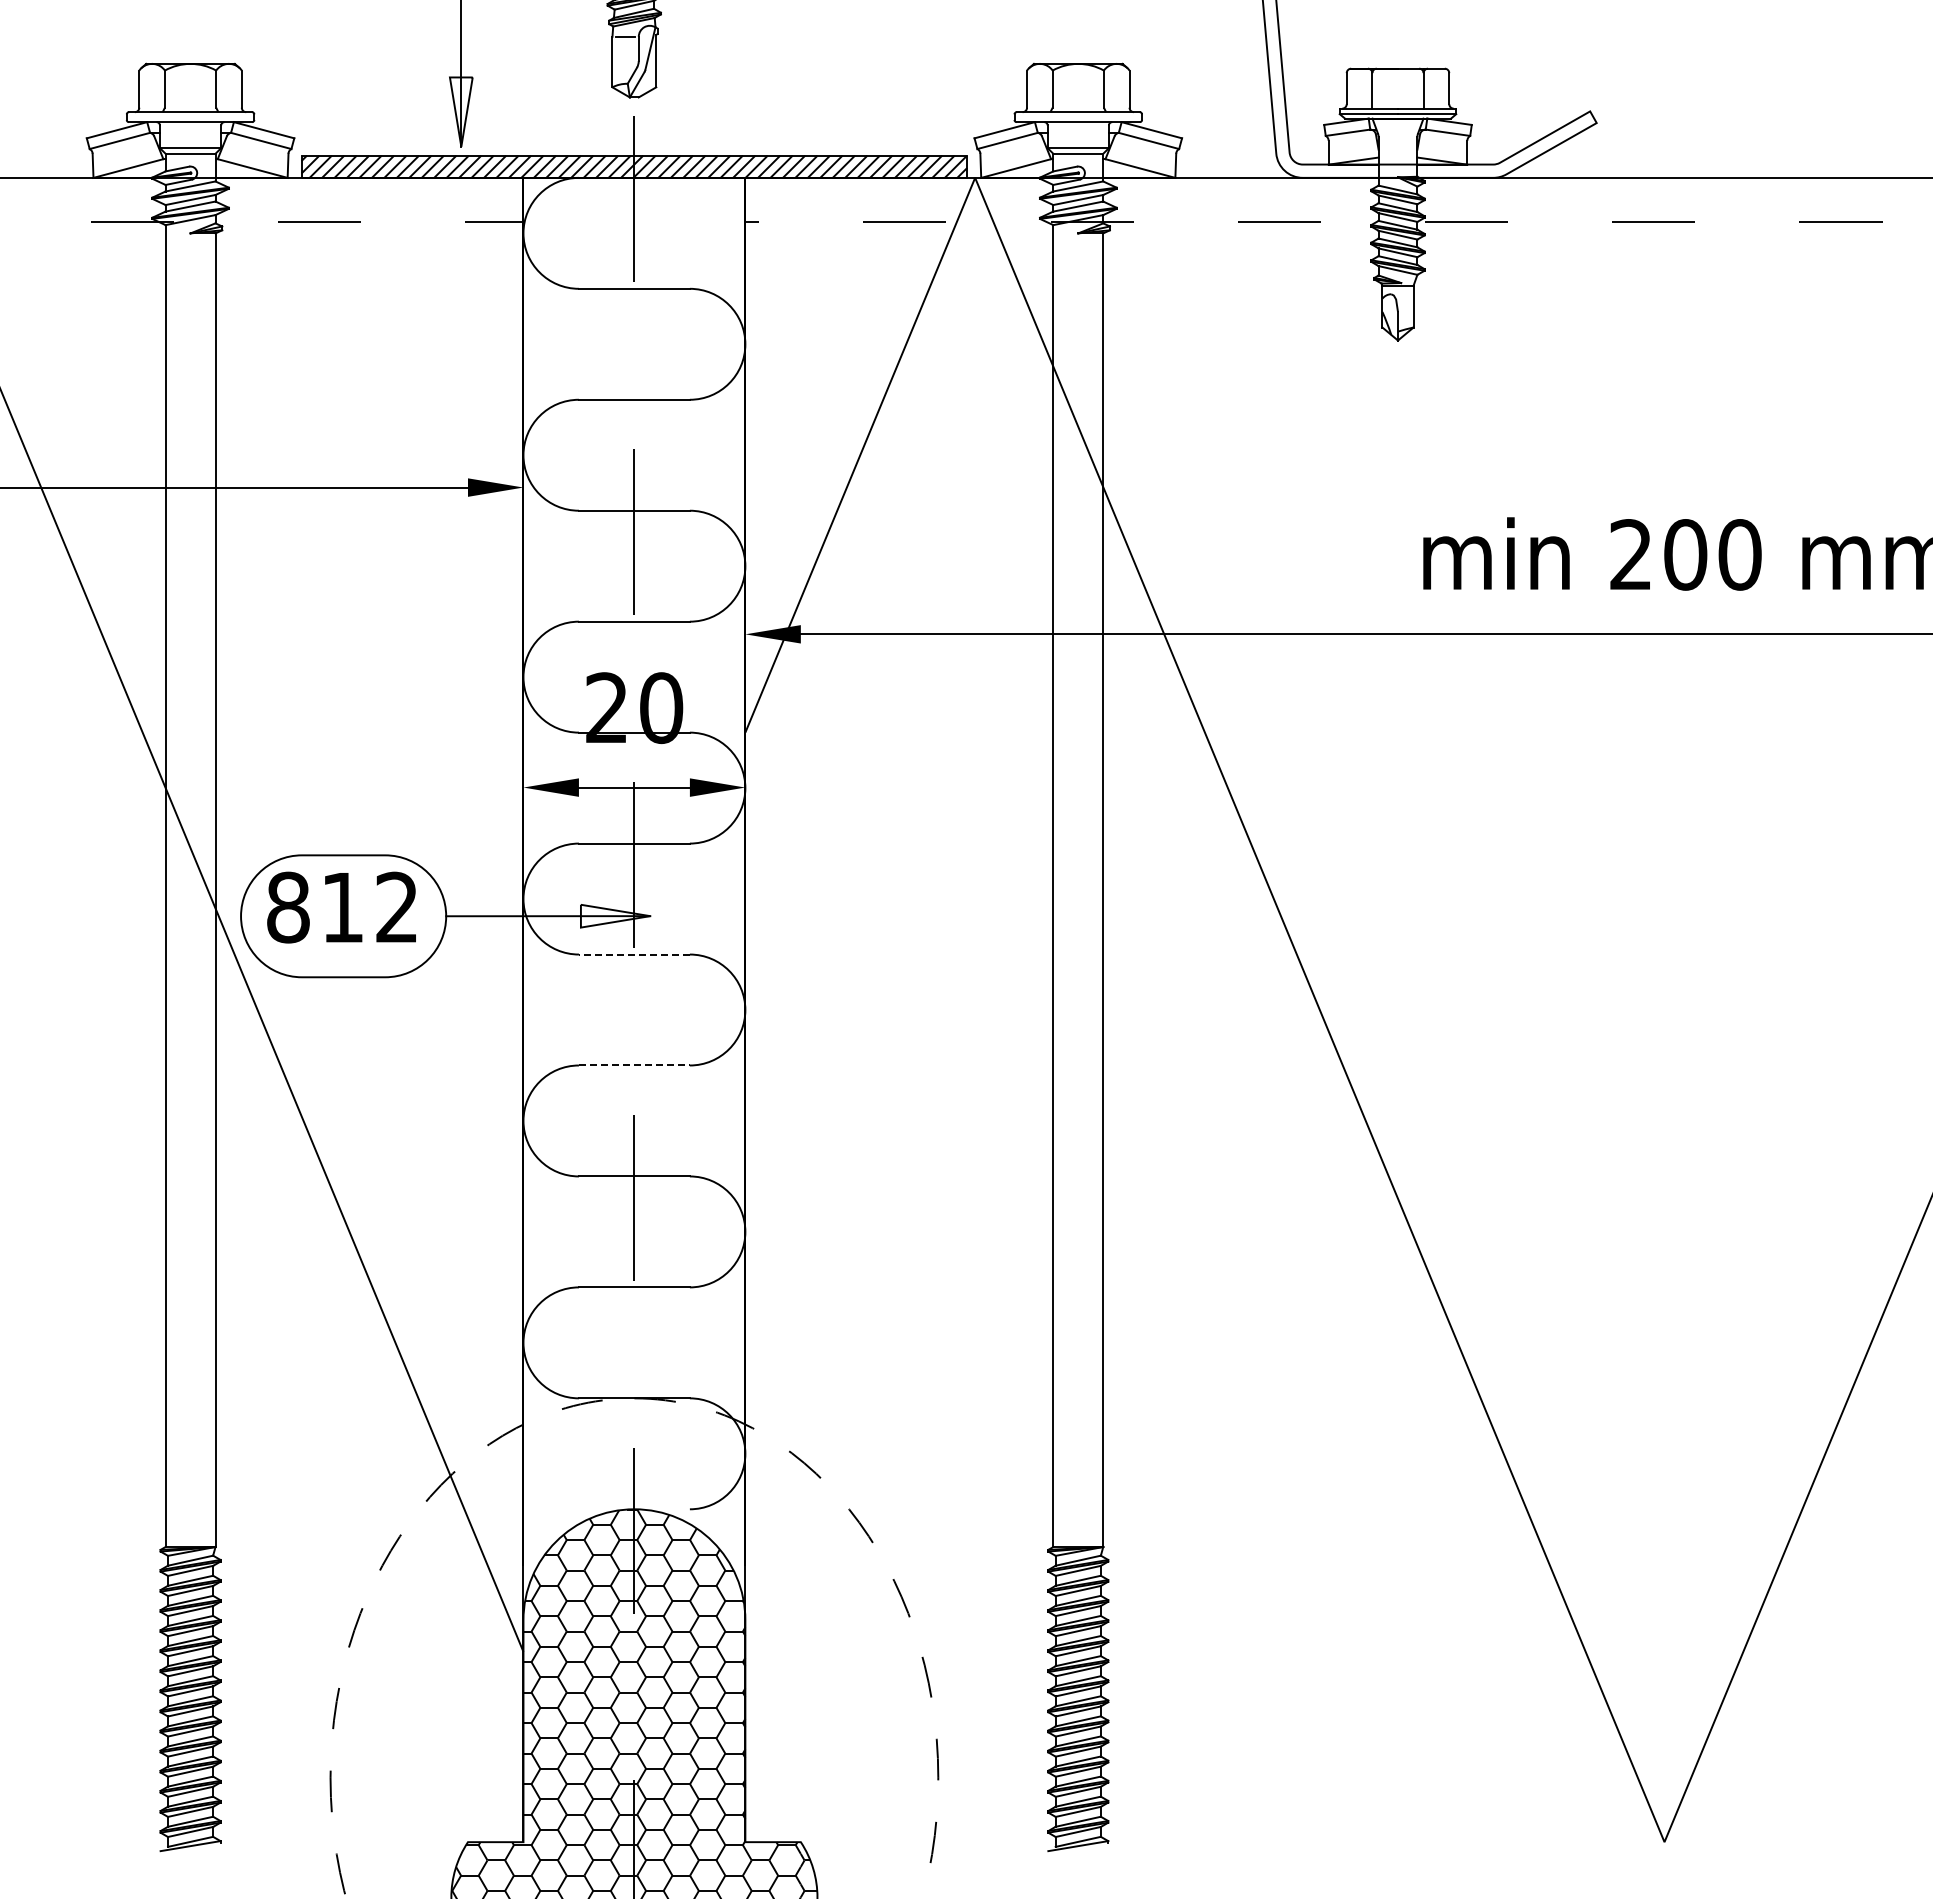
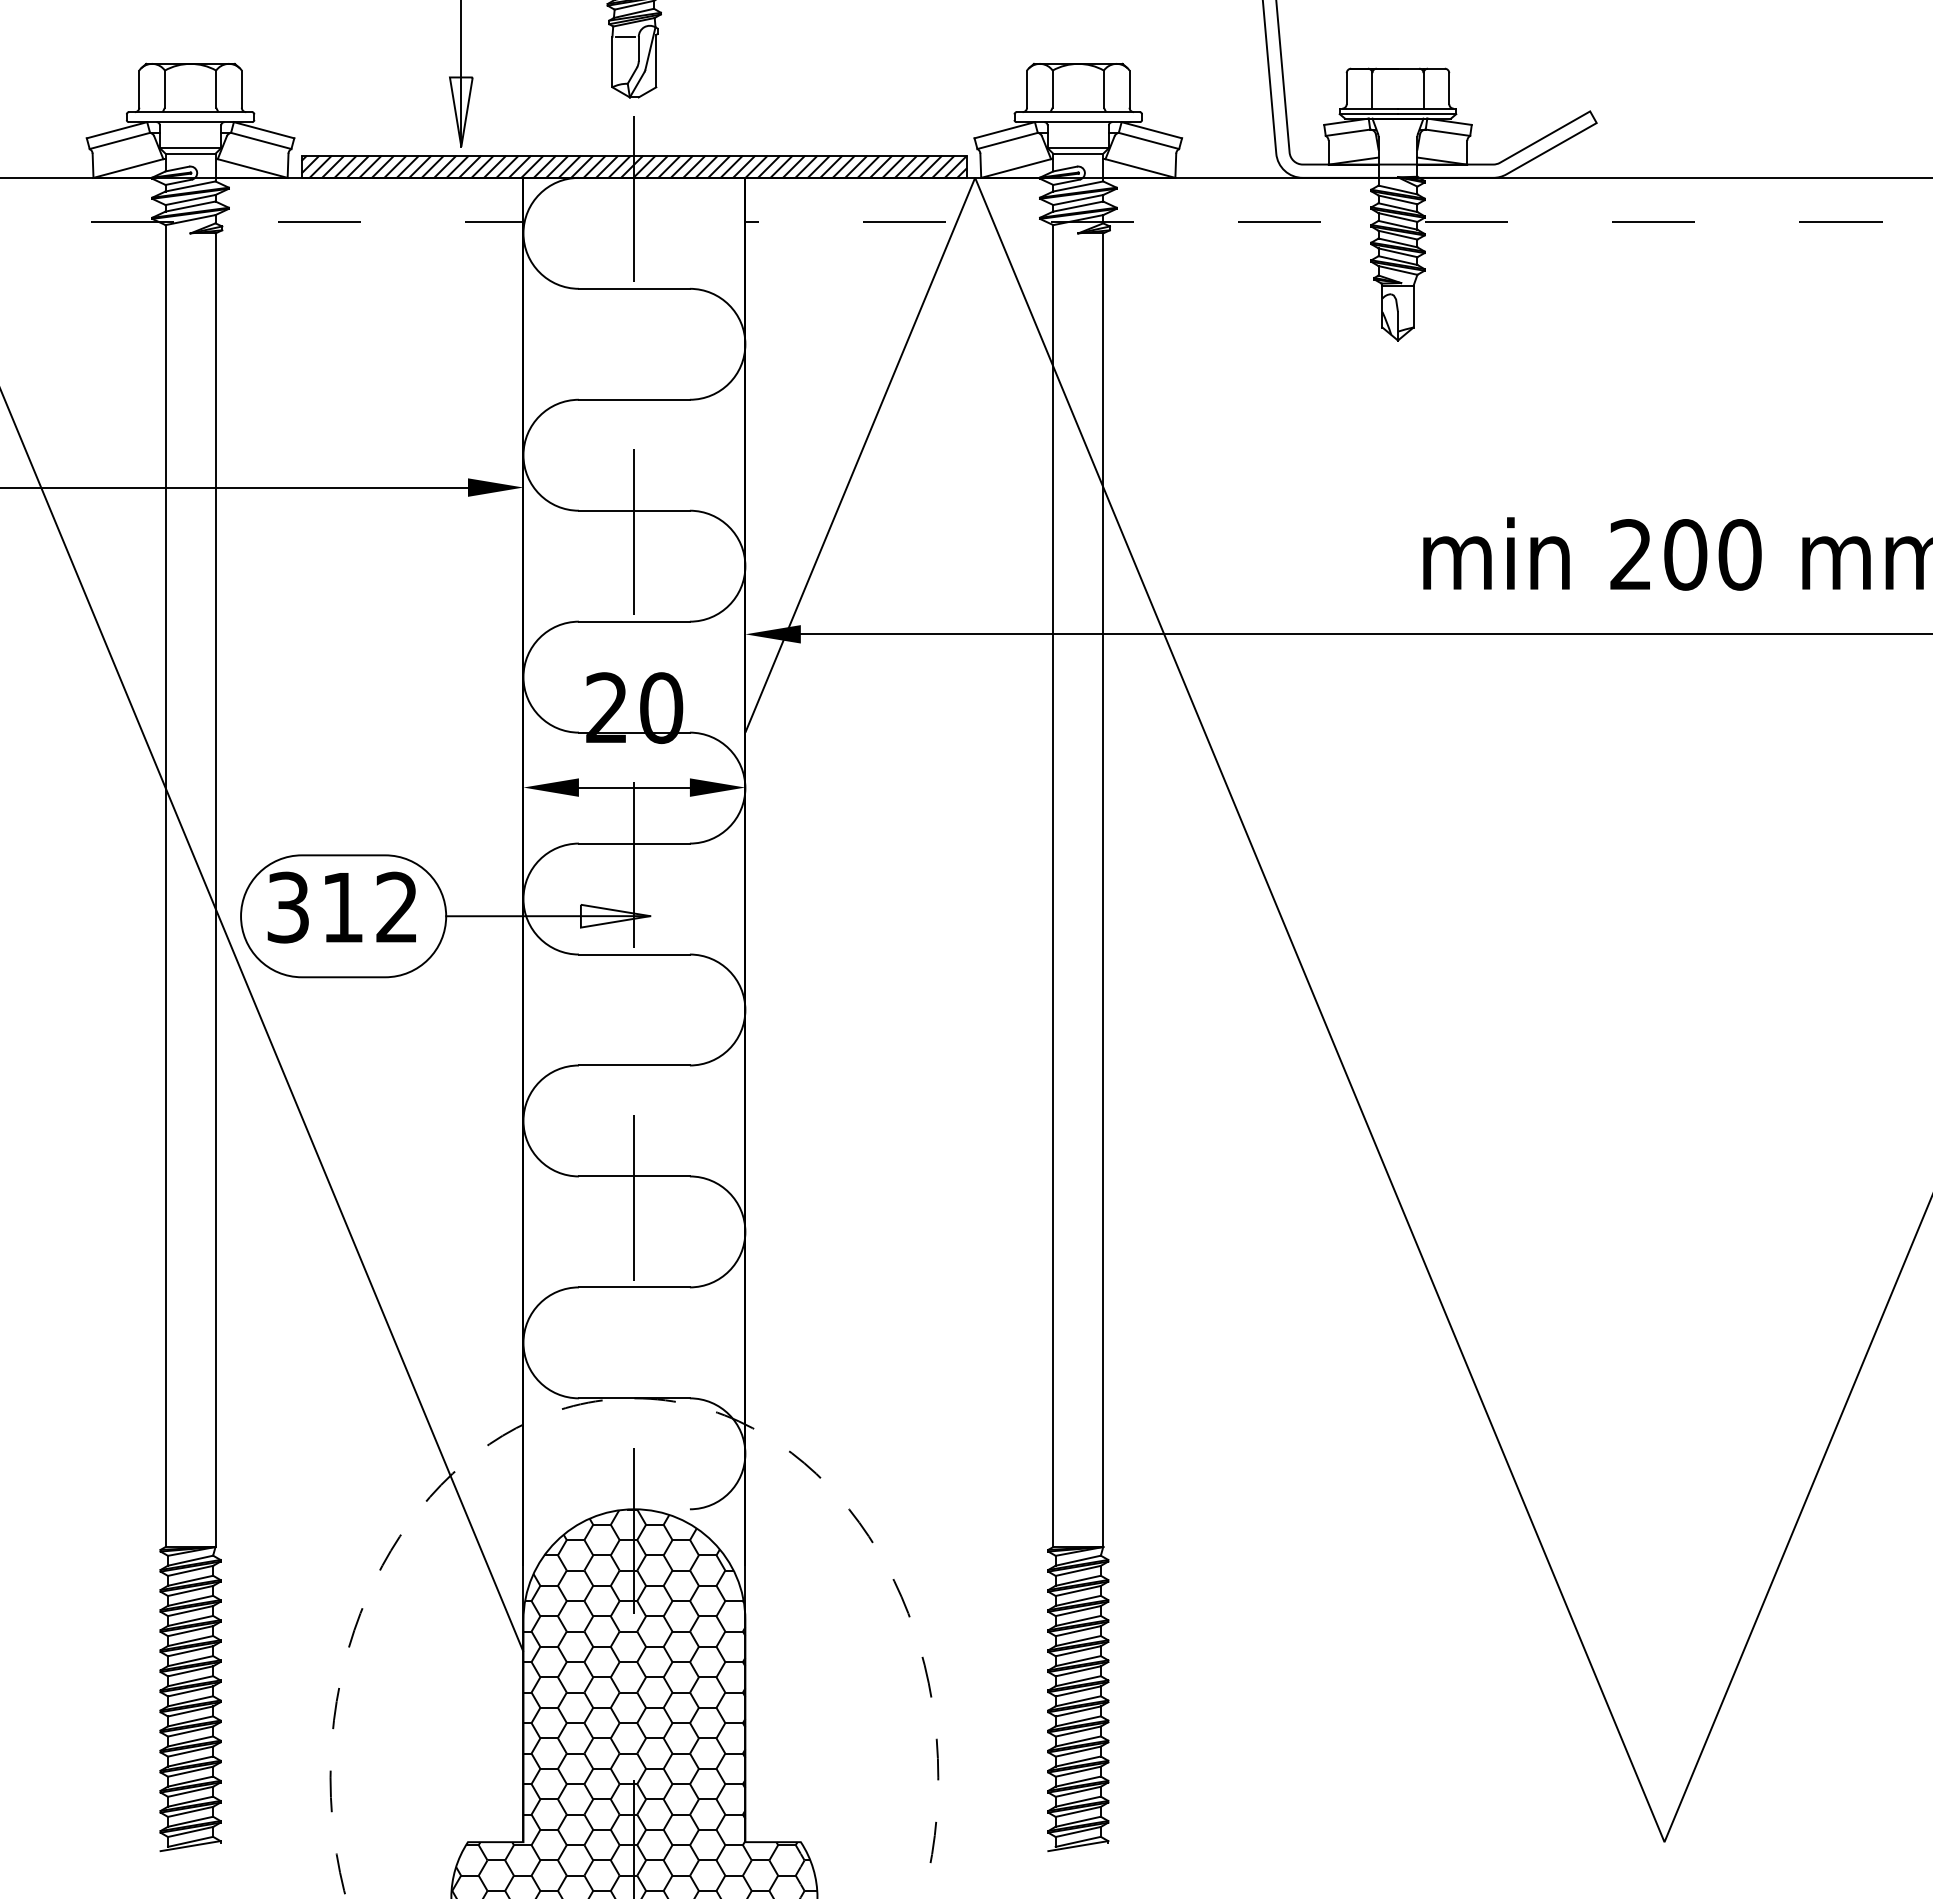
text: 812 -> 312 (288, 907)
line: dashed -> solid (633, 954)
line: dashed -> solid (634, 1065)
